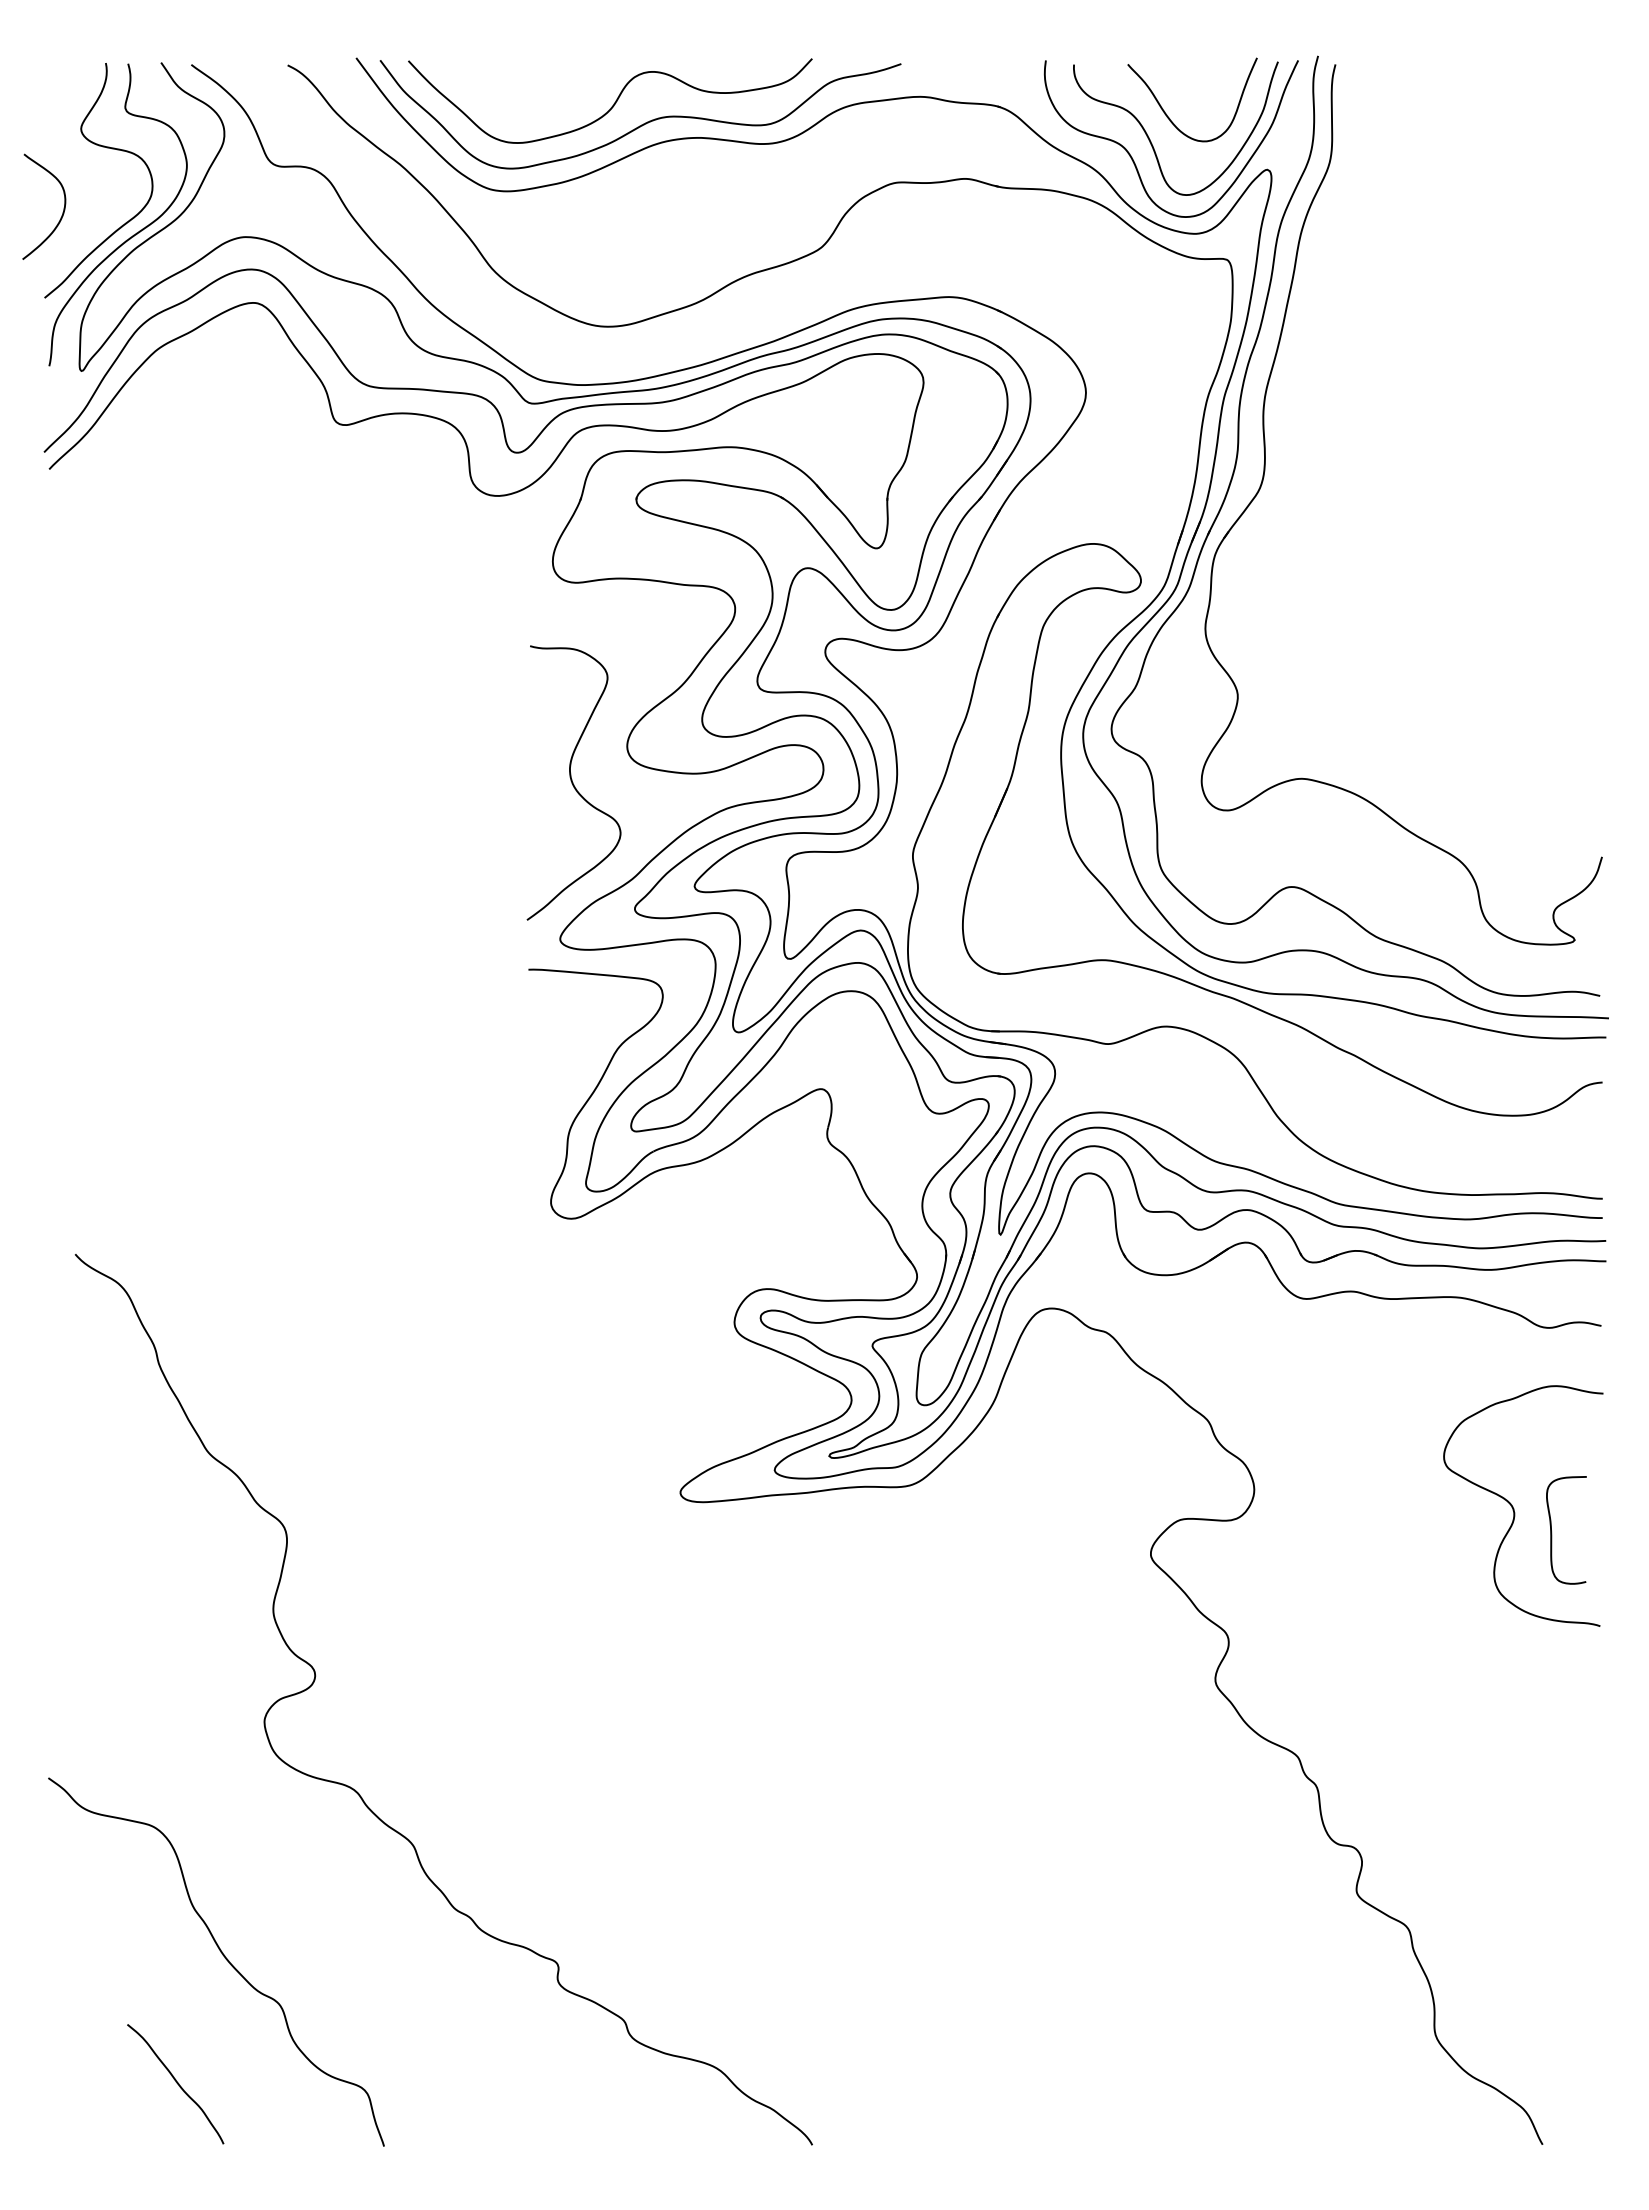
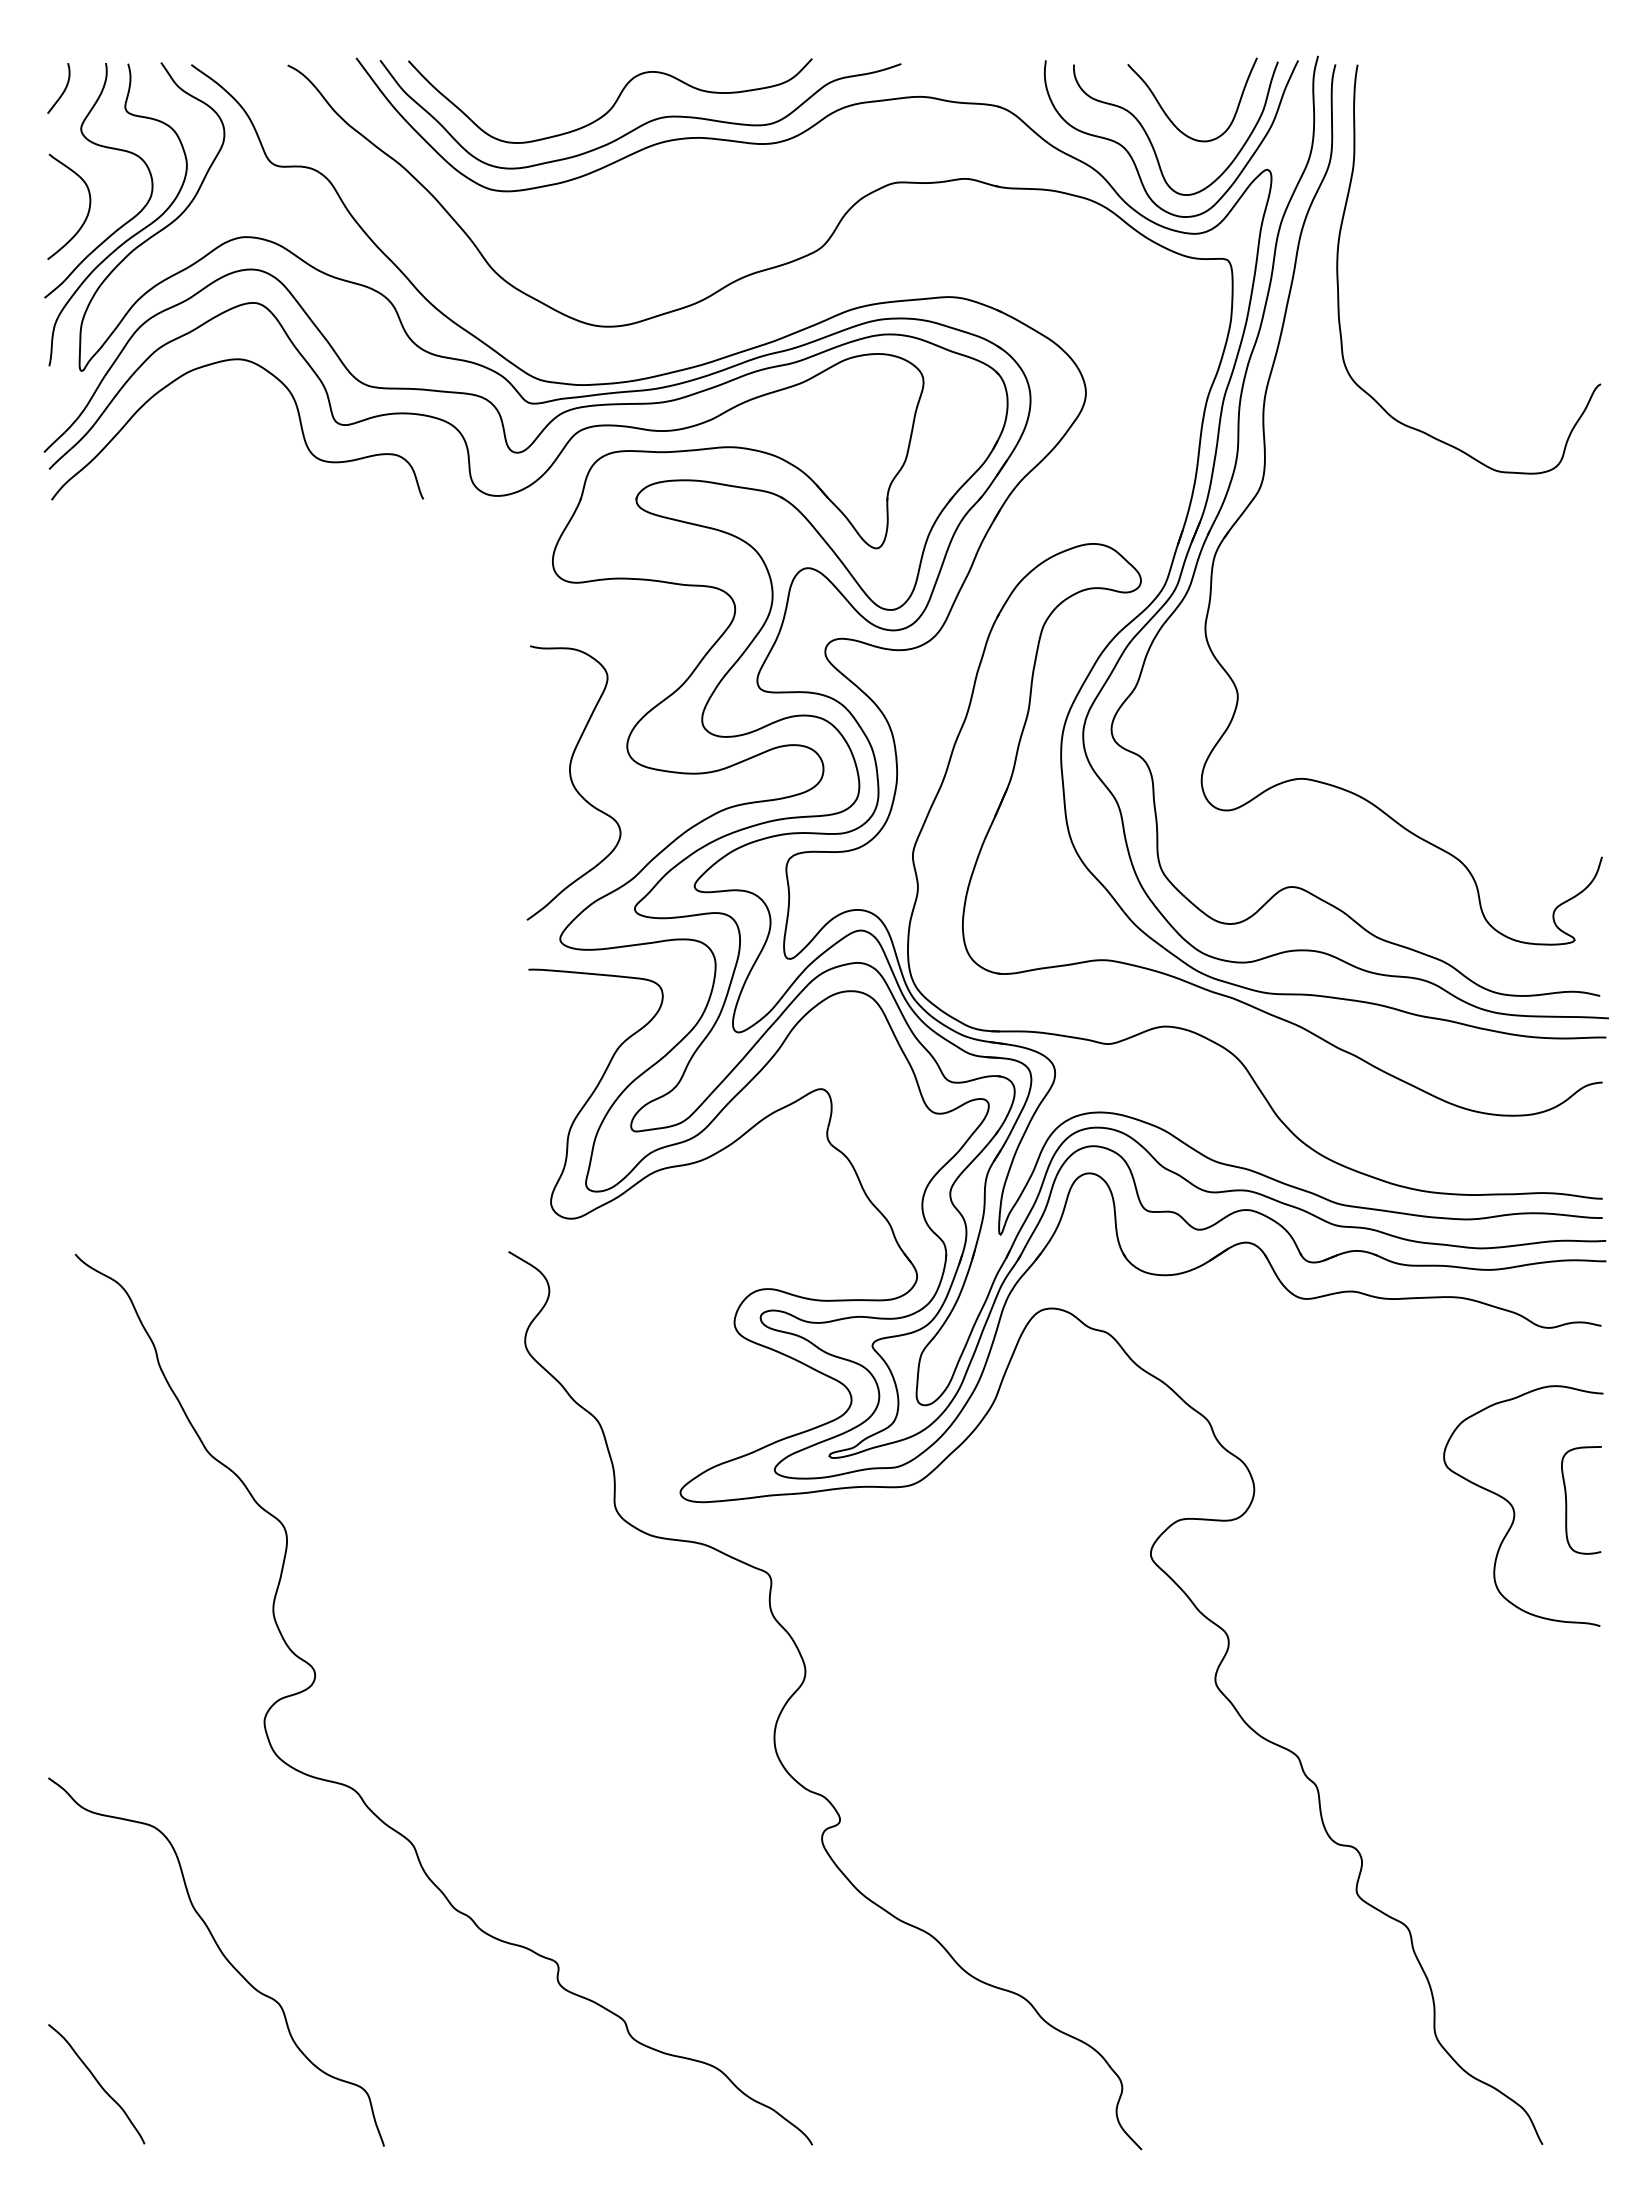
curve: none -> present (63, 90)
curve position: (62, 212) -> (87, 212) (87, 212)
curve: none -> present (1338, 269)
curve: none -> present (297, 413)
curve position: (1552, 1532) -> (1567, 1502) (1567, 1502)
curve: none -> present (802, 1685)
curve position: (176, 2083) -> (97, 2083) (97, 2083)
